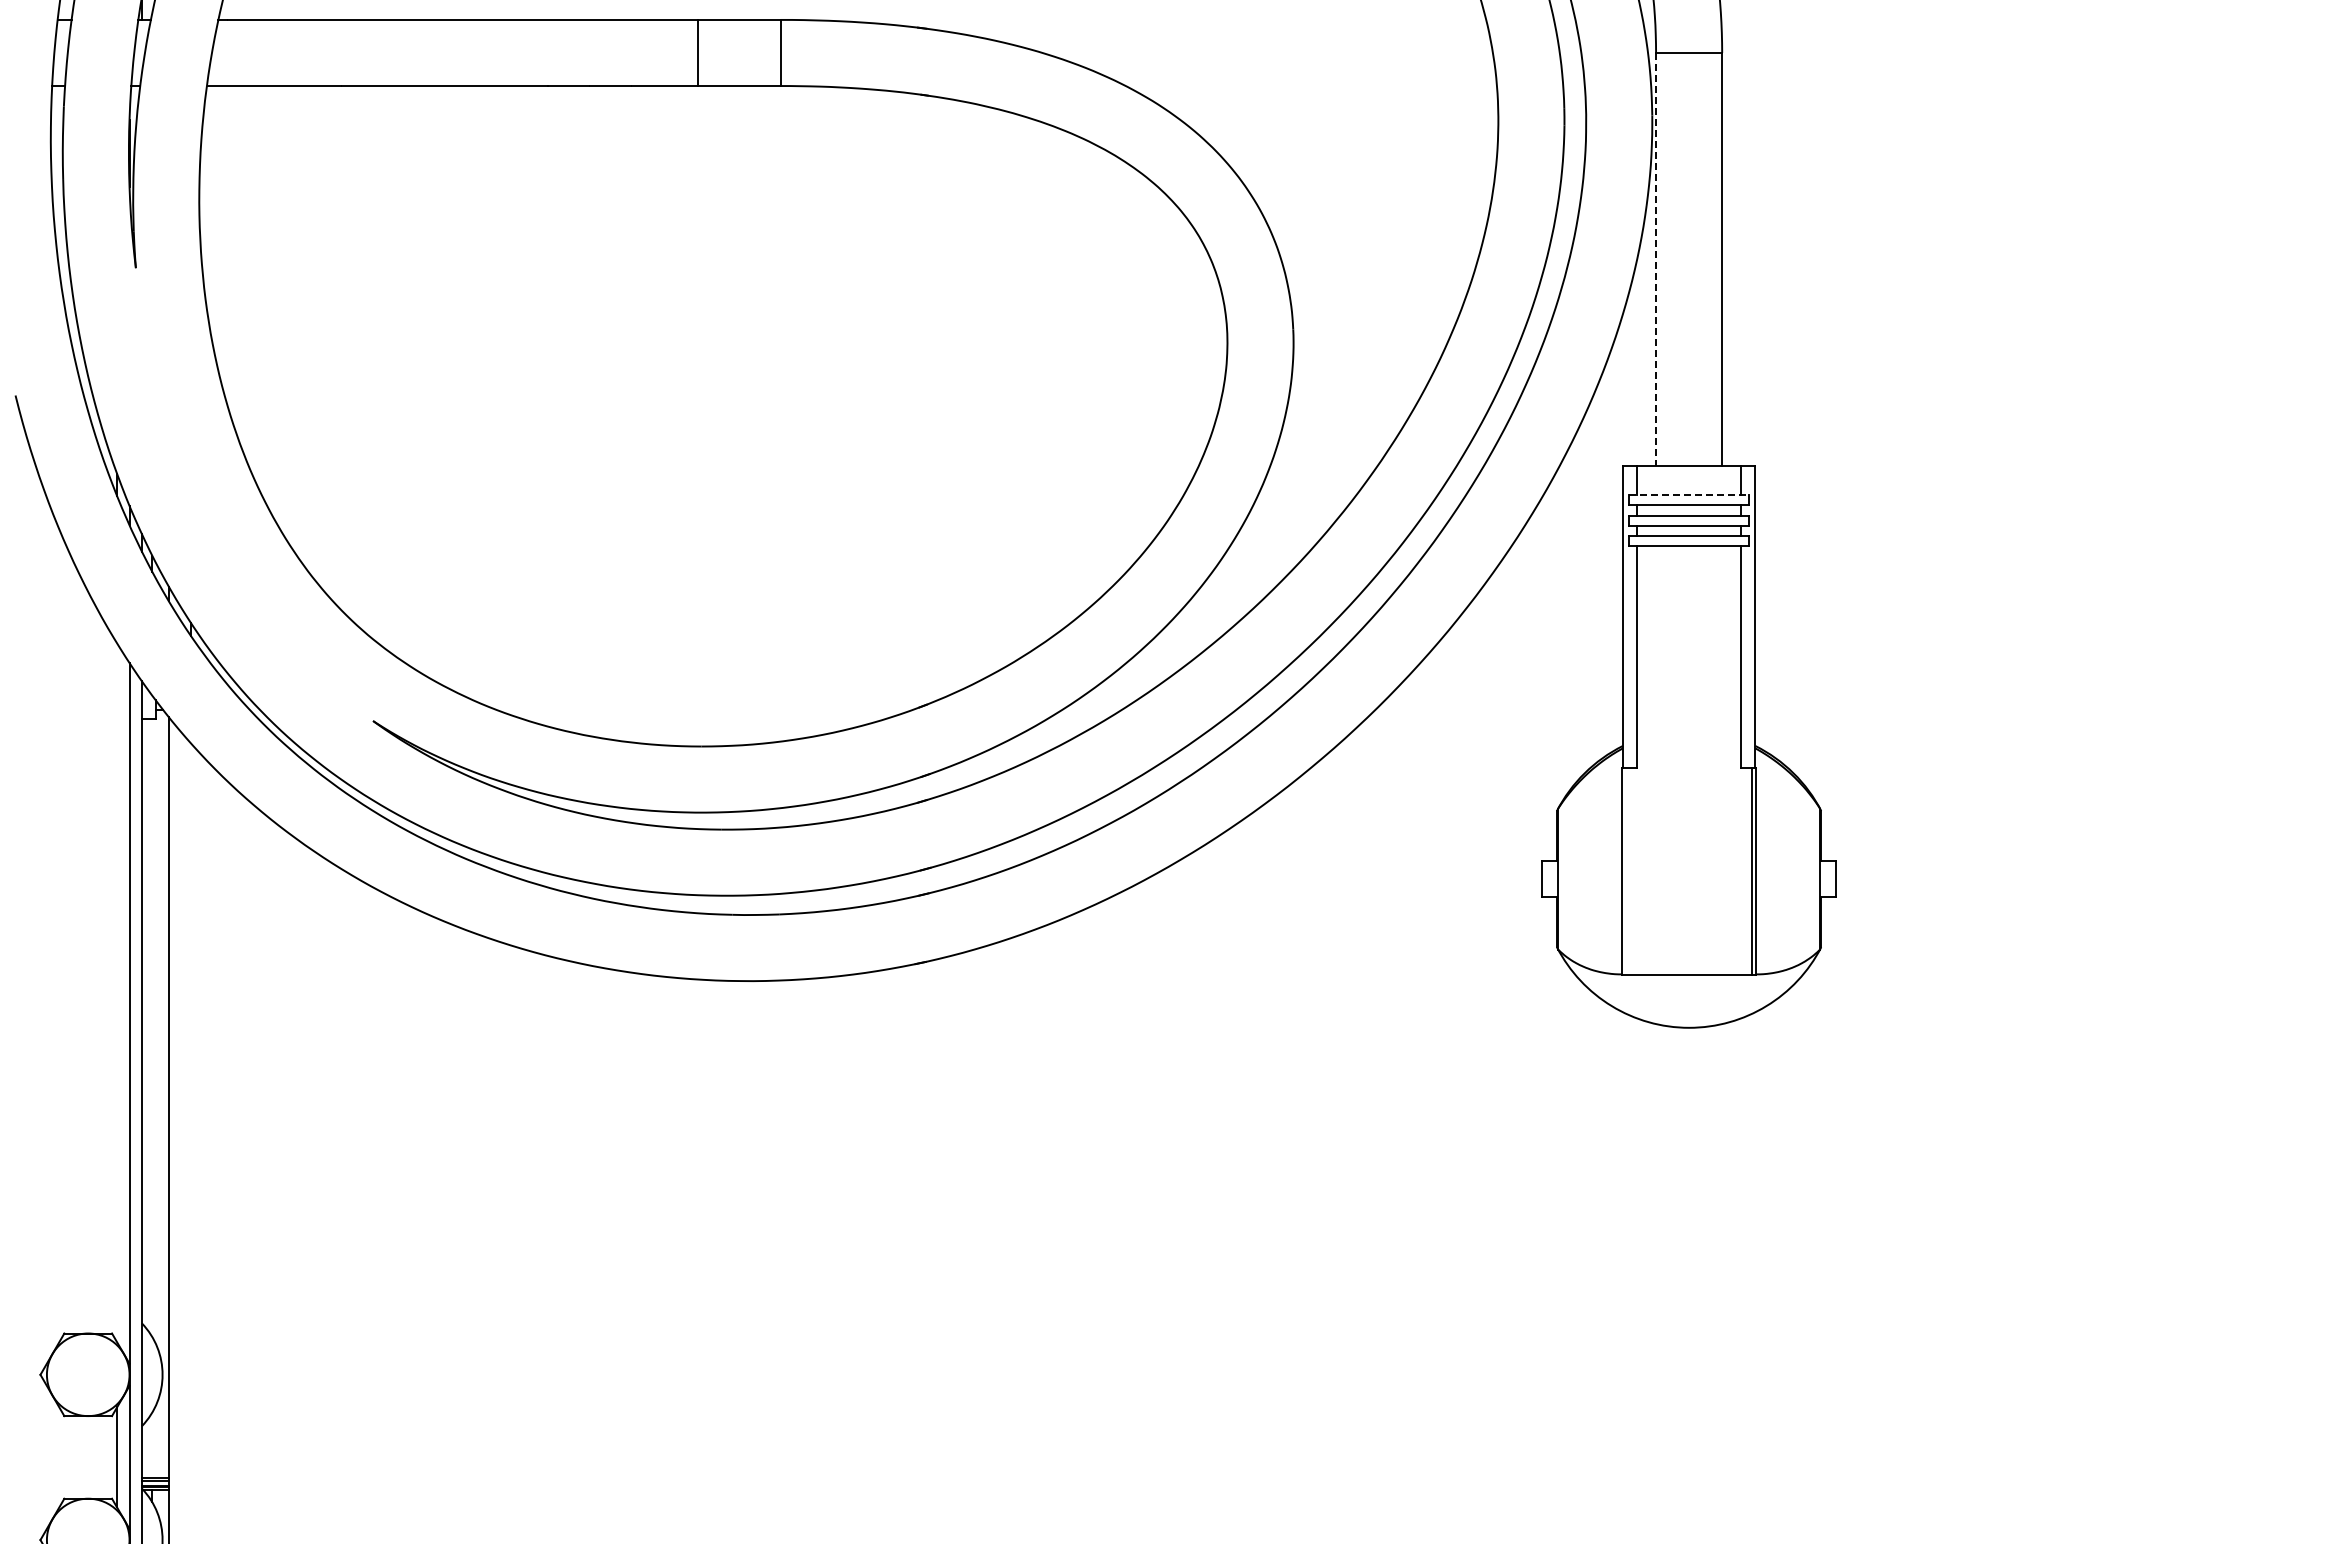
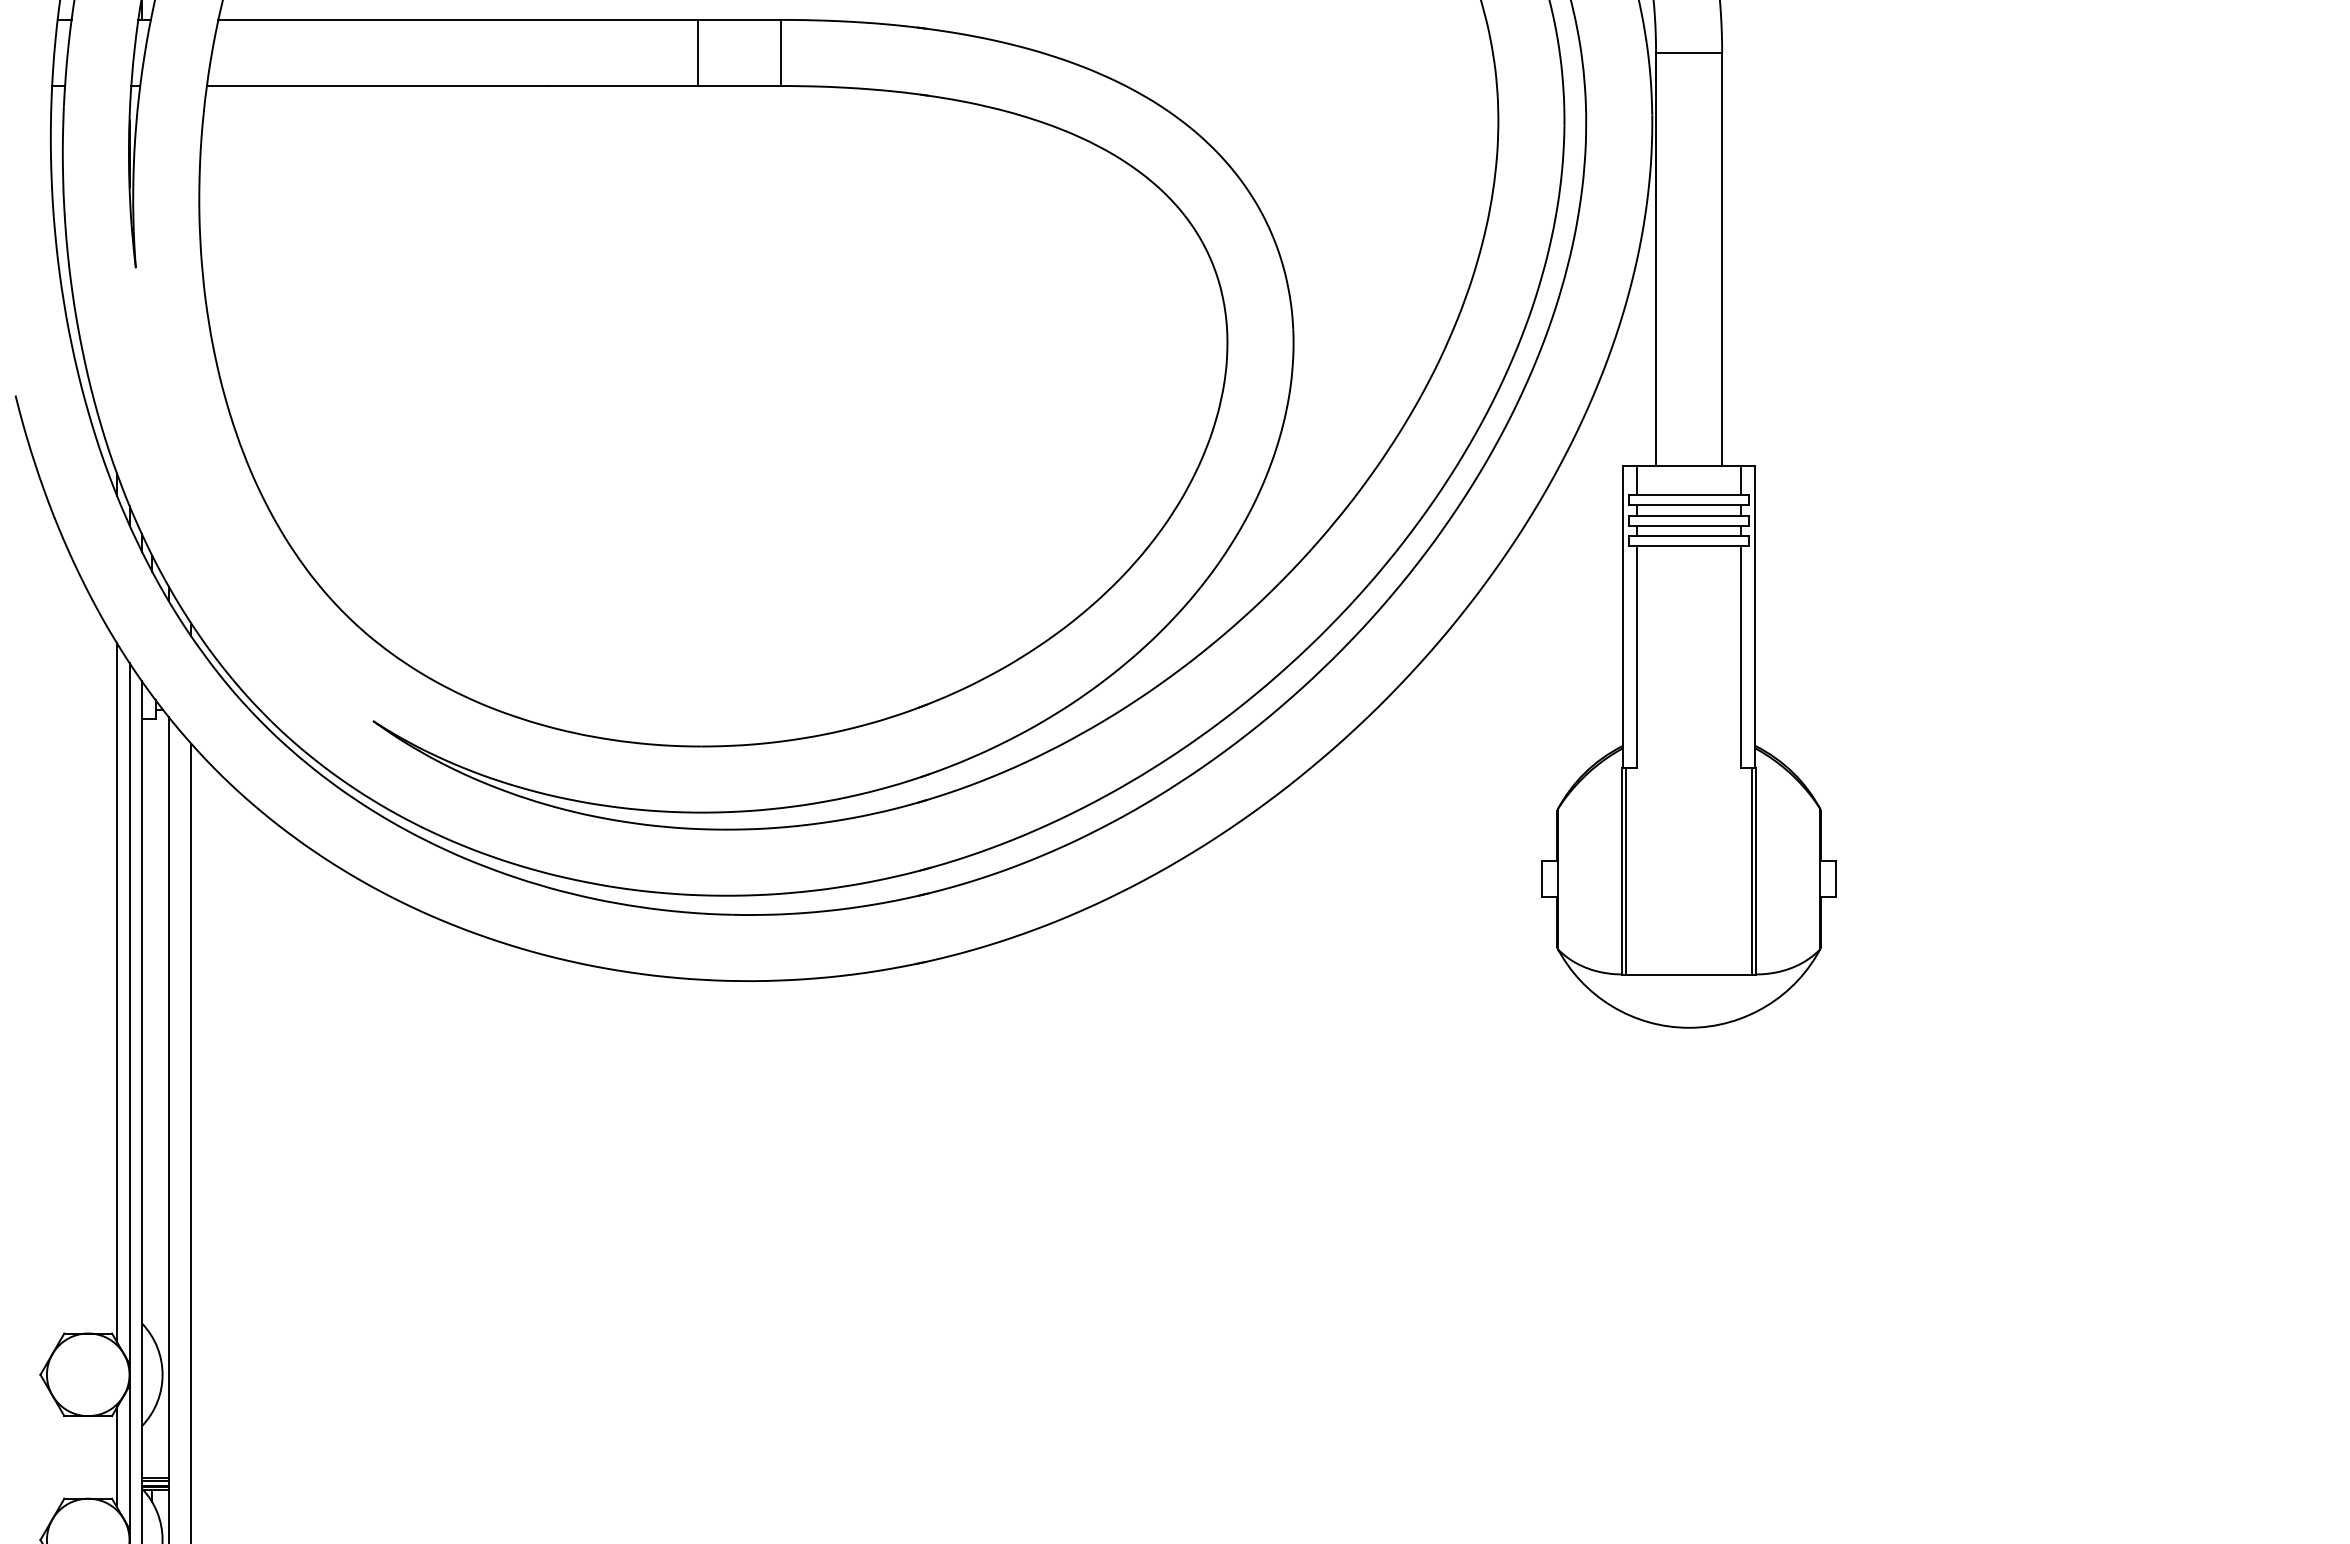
line: dashed -> solid (1656, 259)
line: dashed -> solid (1689, 494)
line: none -> present (1626, 871)
line: none -> present (117, 992)
line: none -> present (191, 1141)
